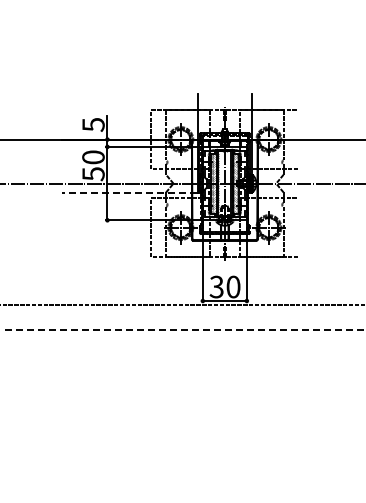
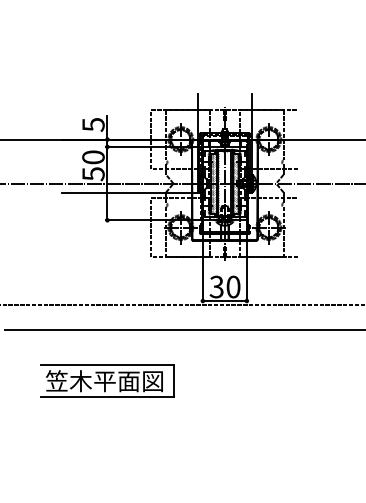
line: dashed -> solid (128, 193)
line: dashed -> solid (185, 330)
part: none -> present (107, 380)
